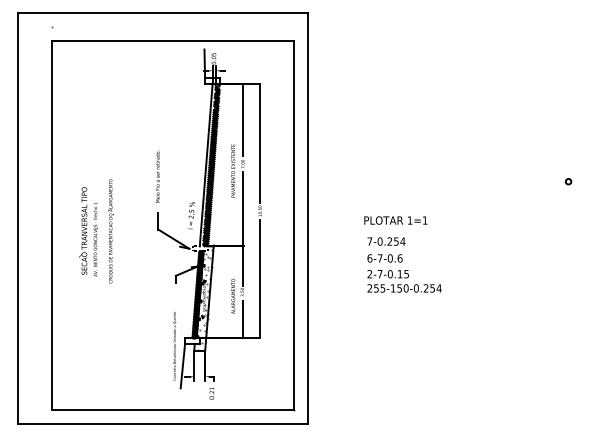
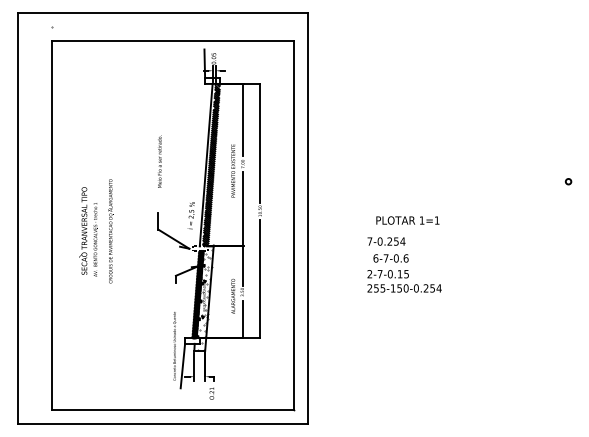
text position: (157, 176) -> (159, 161) (159, 161)
text position: (395, 220) -> (407, 220) (407, 220)
text position: (384, 258) -> (390, 258) (390, 258)
